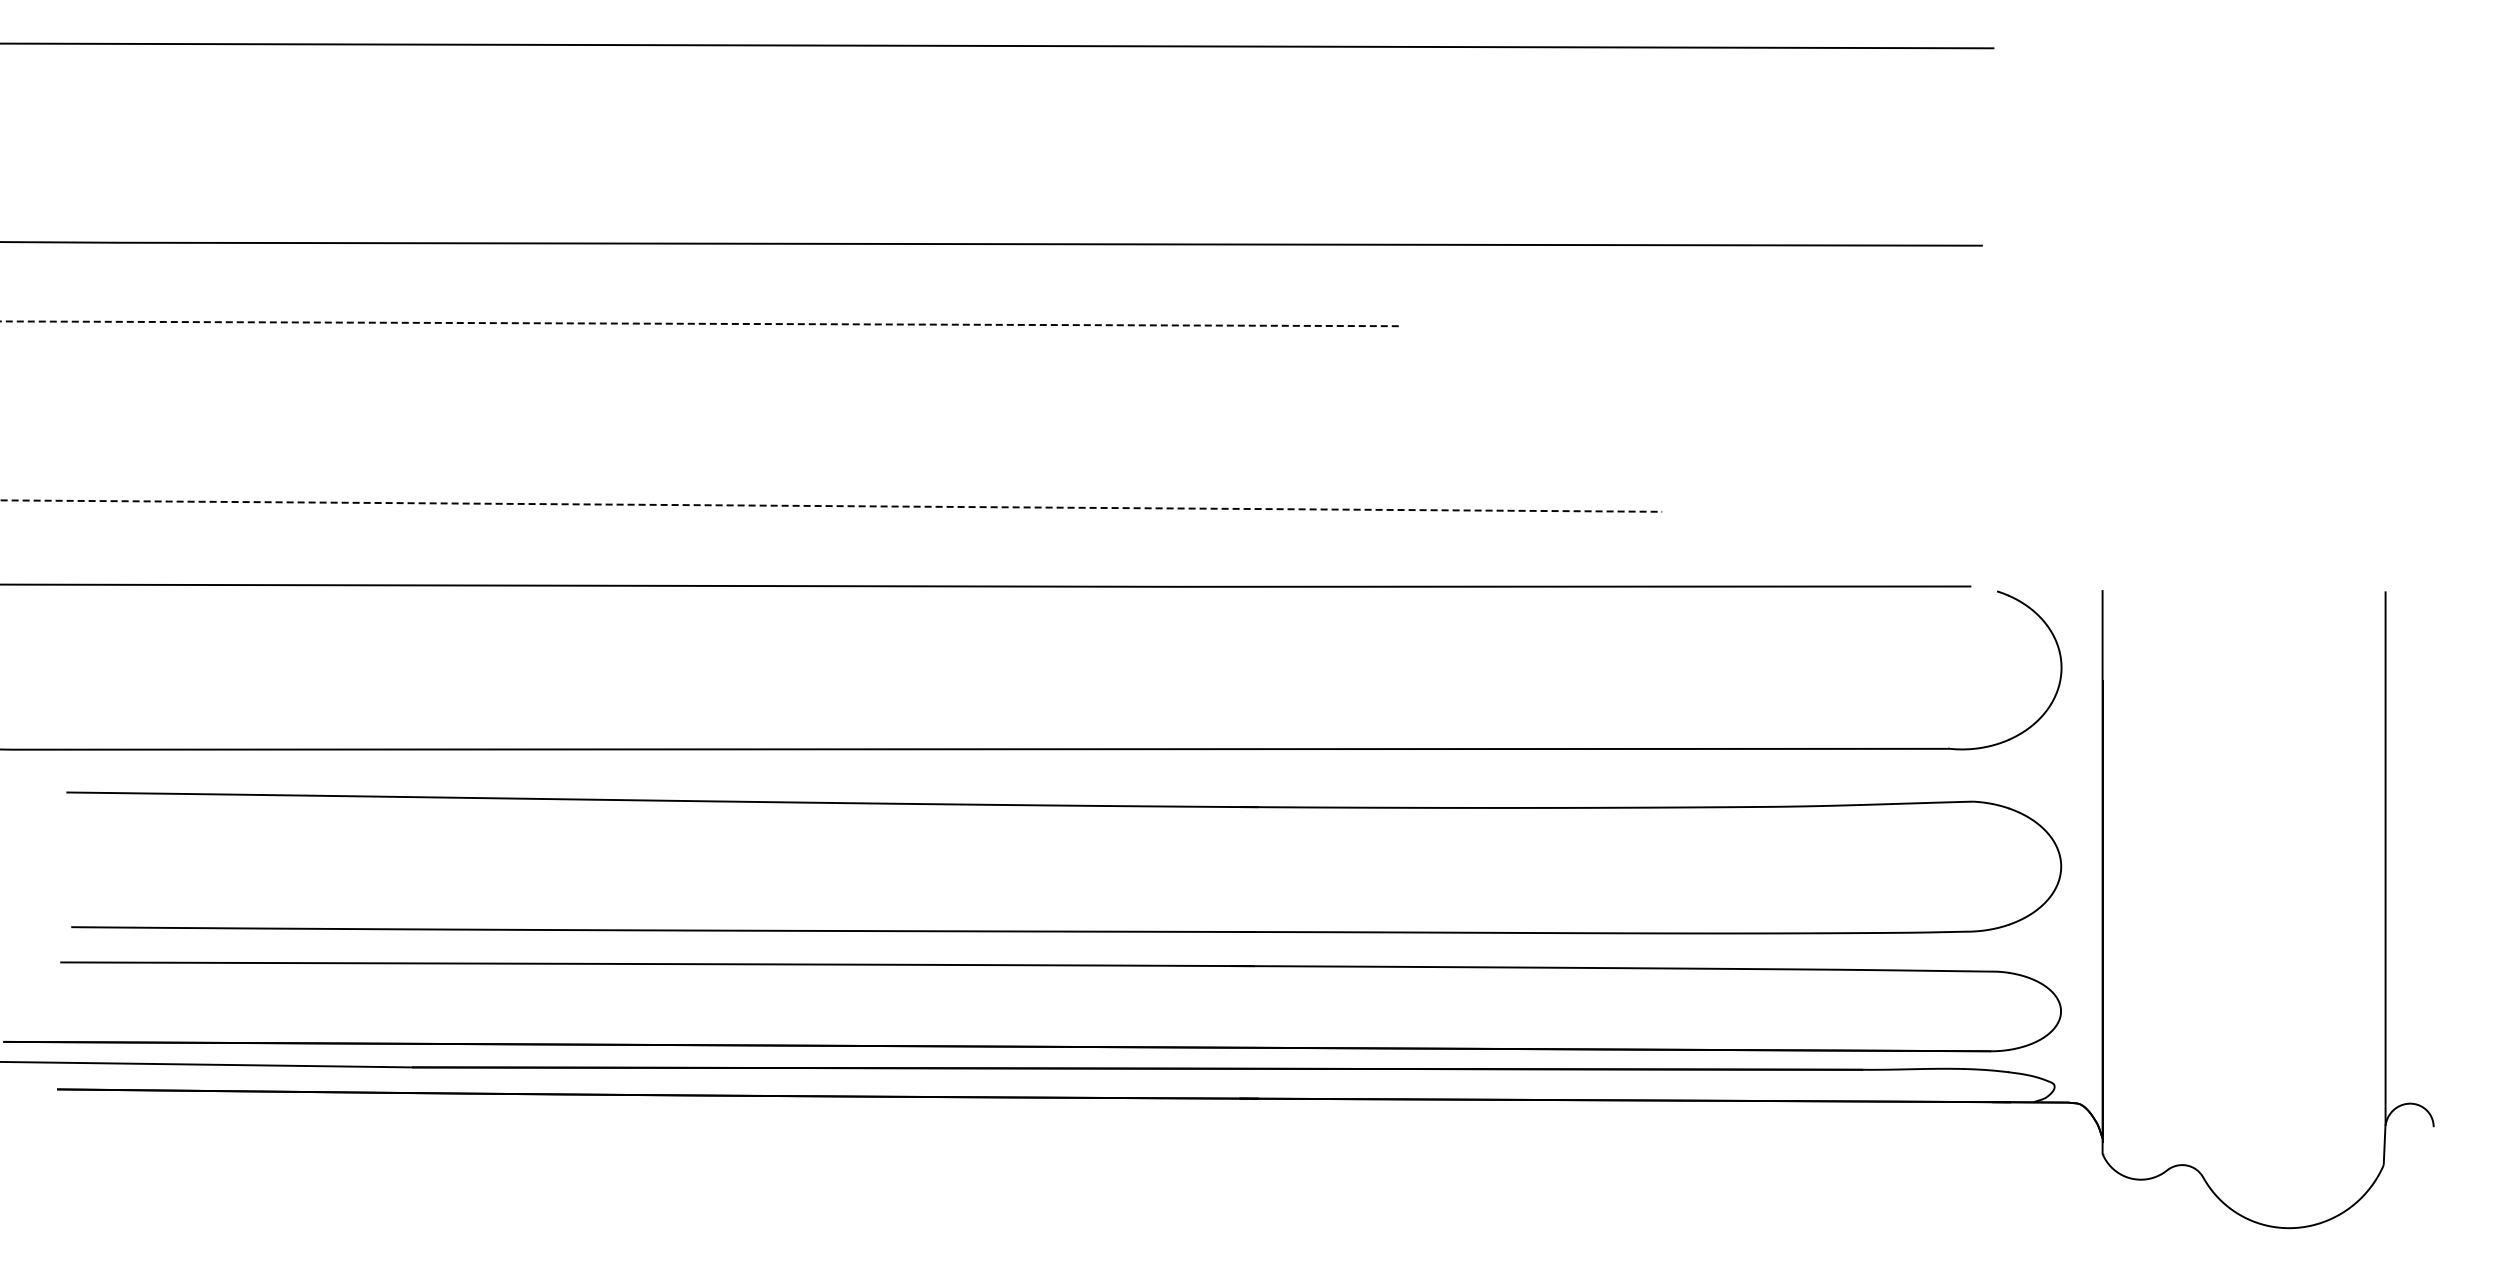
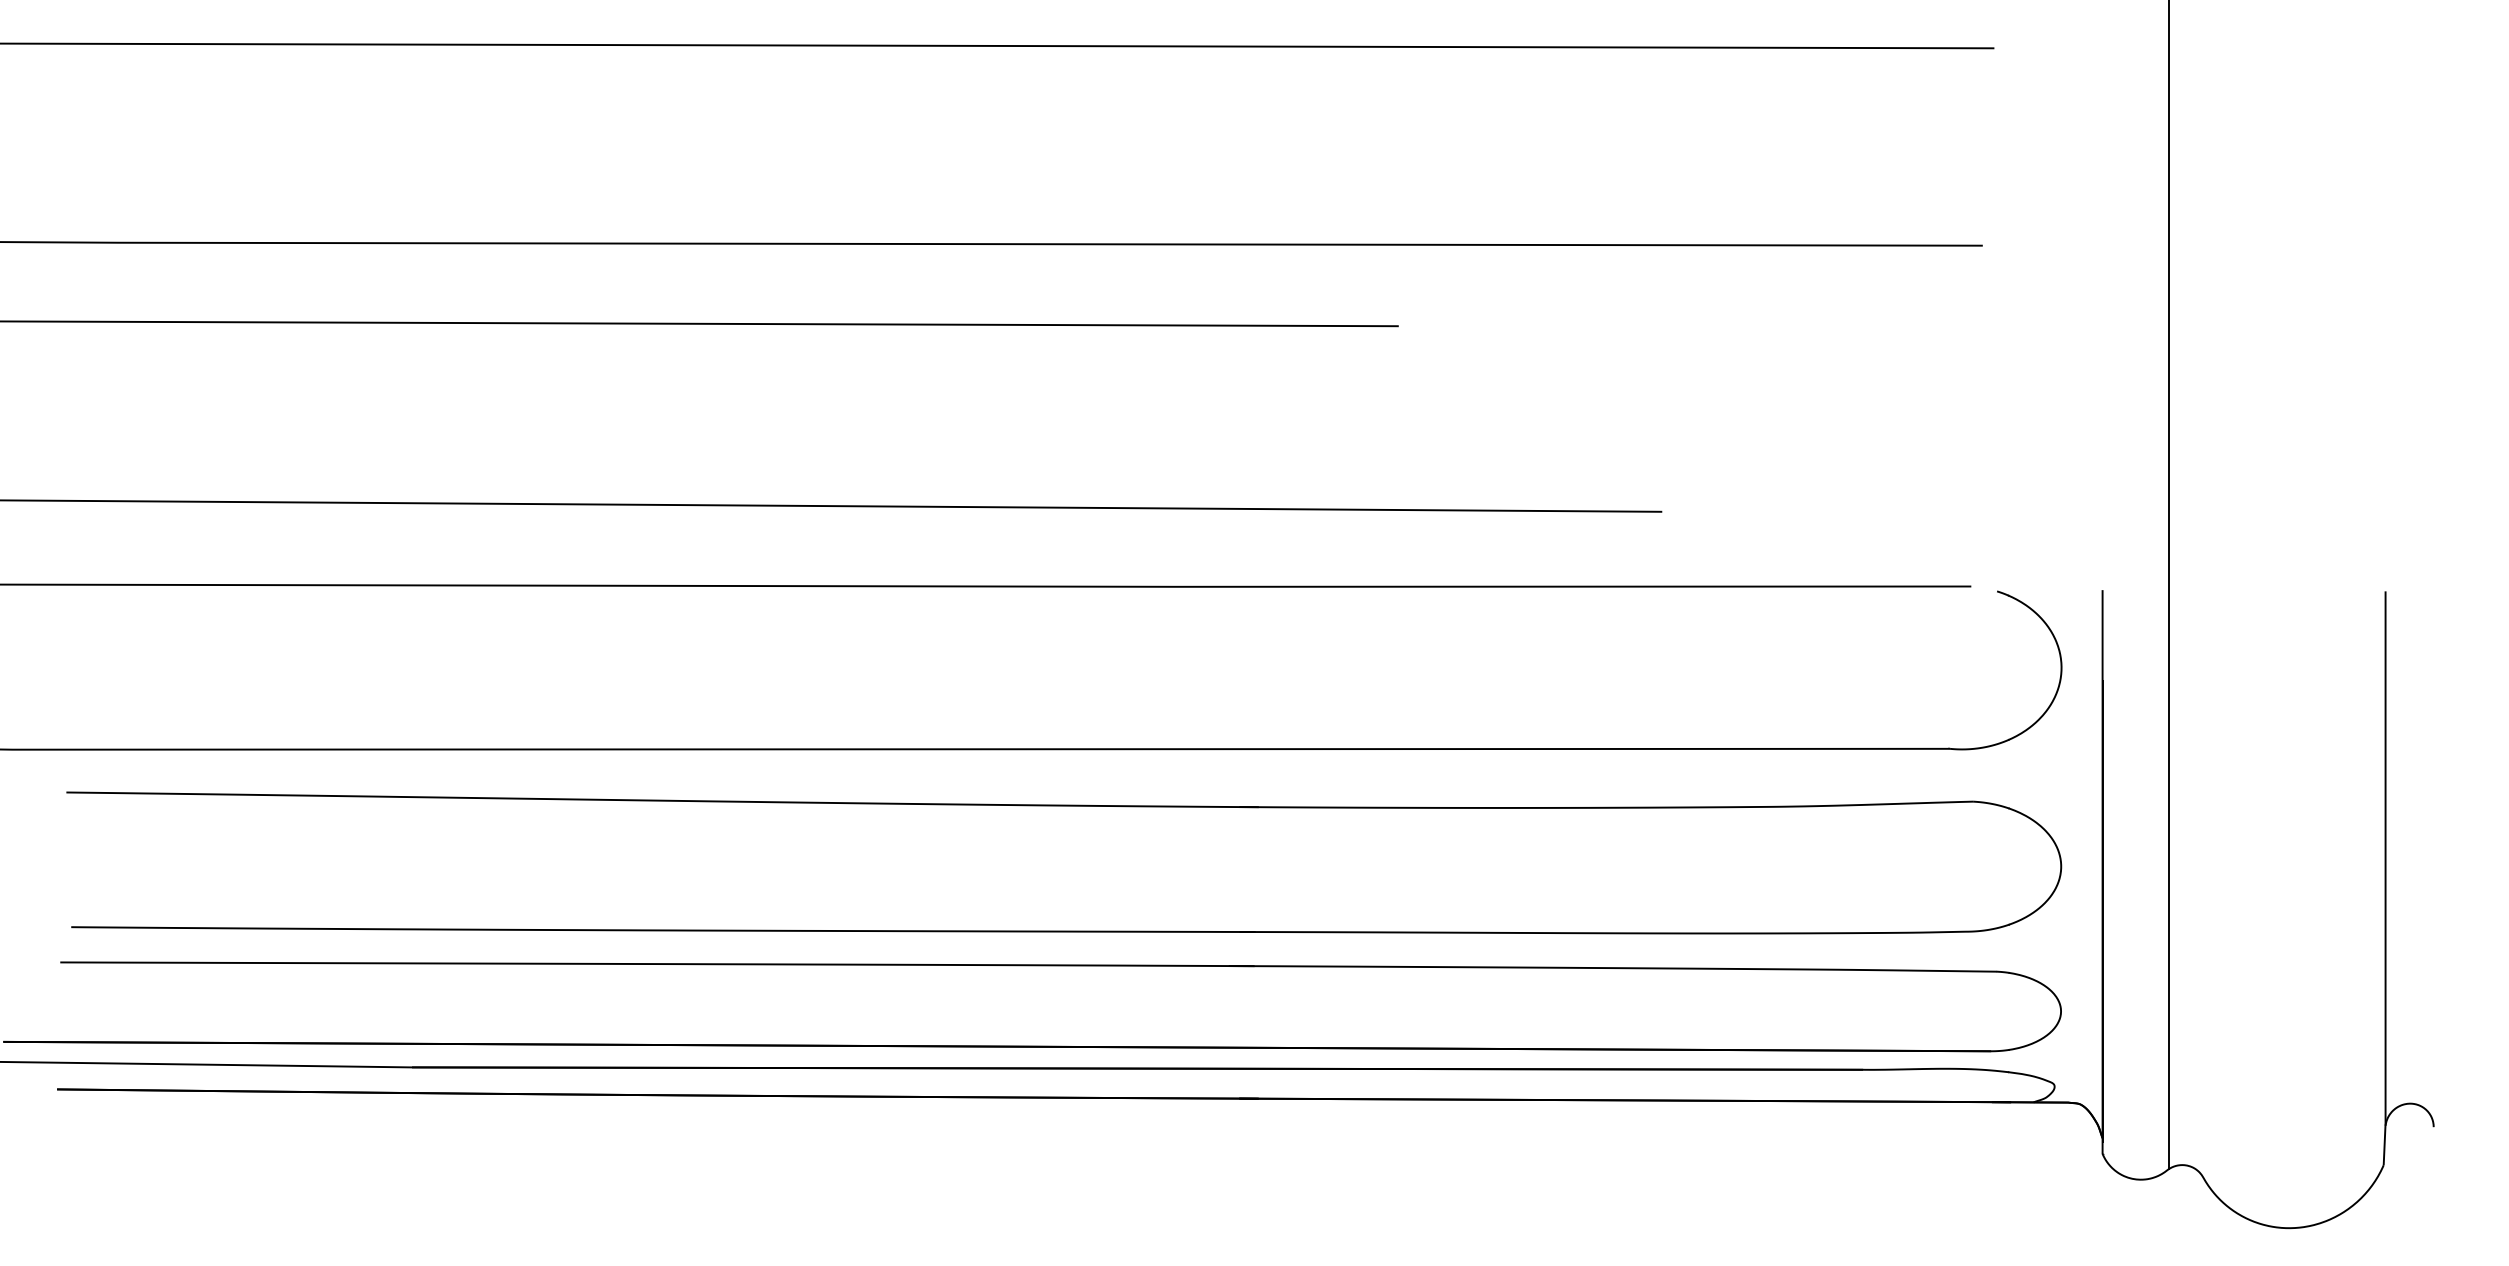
line: dashed -> solid (699, 323)
line: dashed -> solid (831, 506)
line: none -> present (2169, 585)
